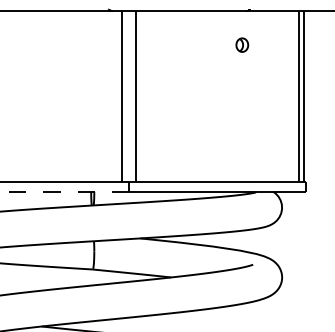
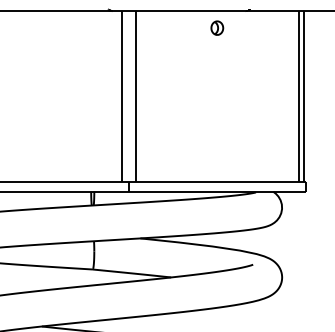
part position: (242, 44) -> (217, 27) (217, 27)
line: dashed -> solid (64, 191)
